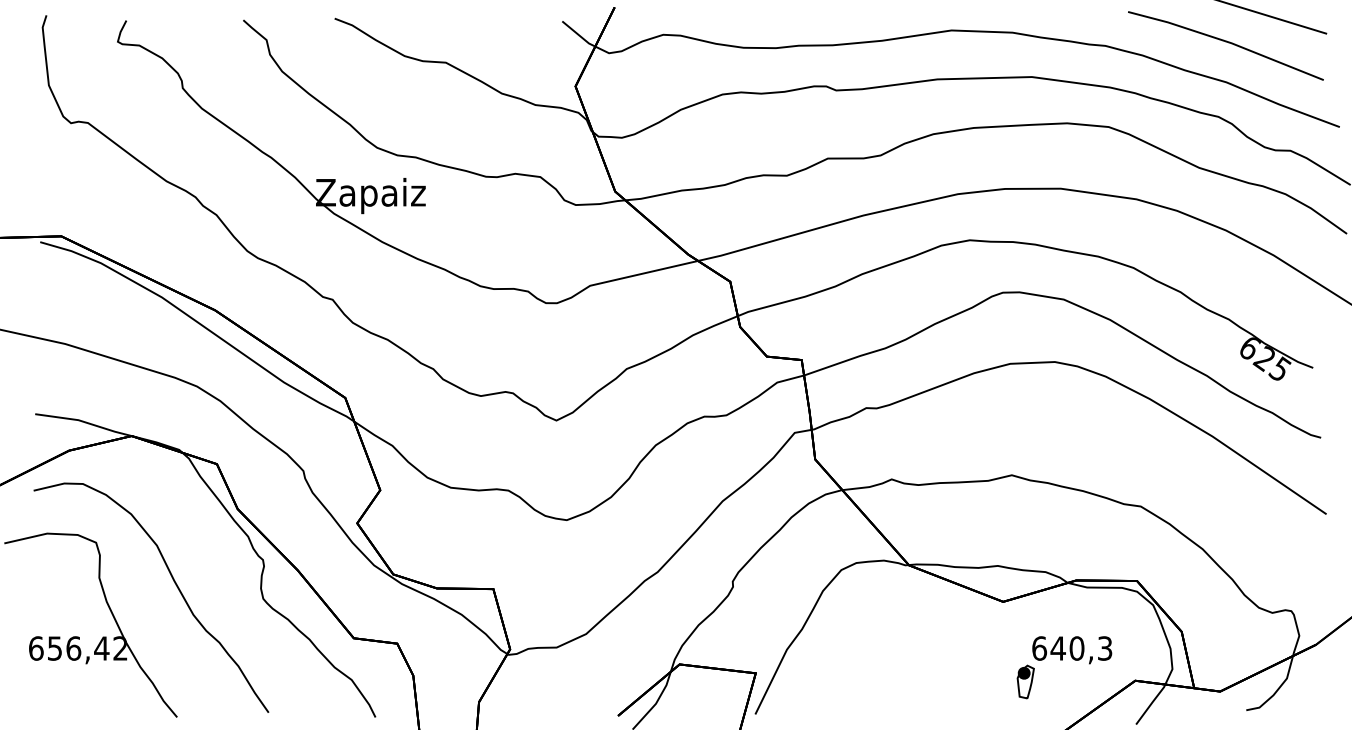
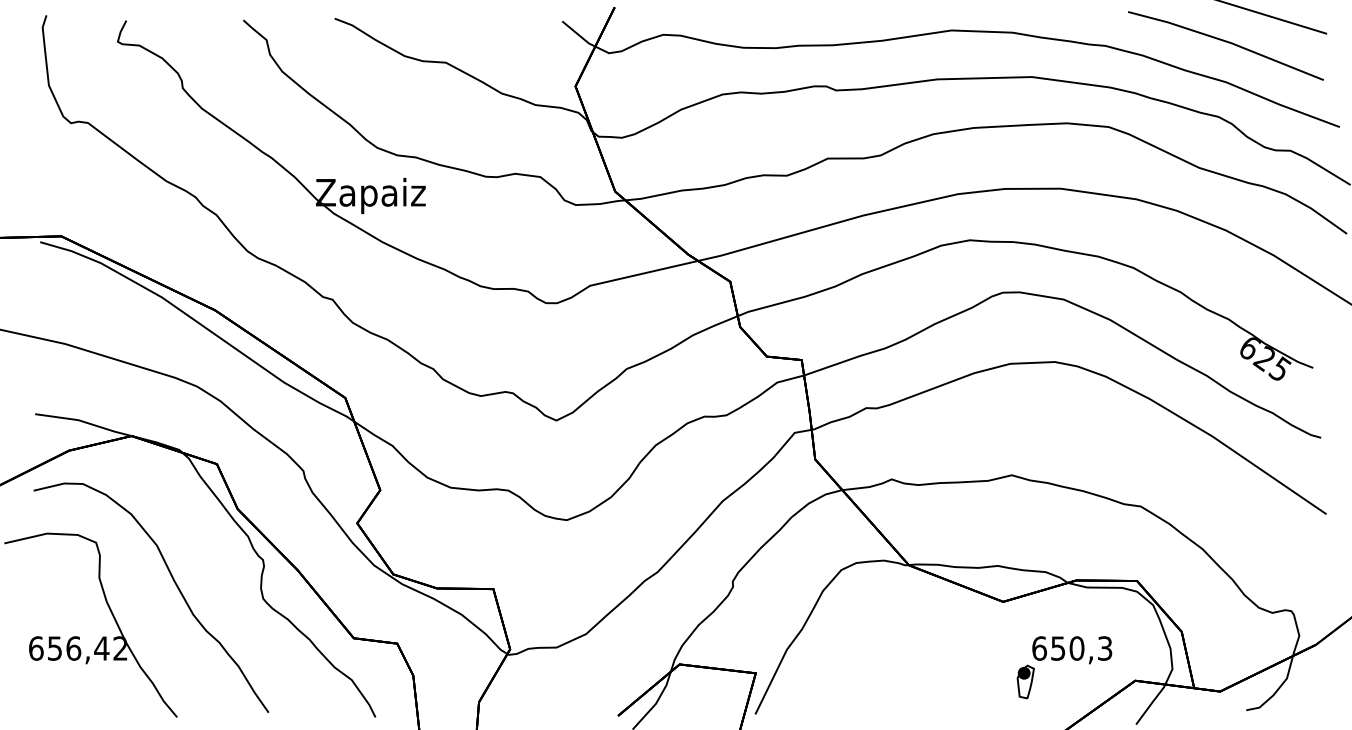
text: 640,3 -> 650,3 (1057, 648)
